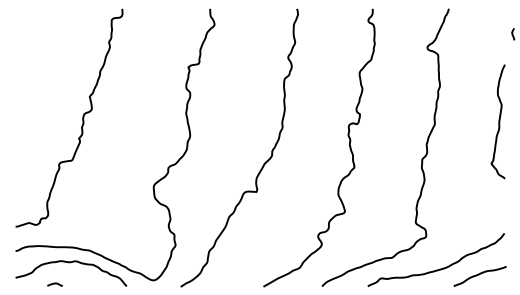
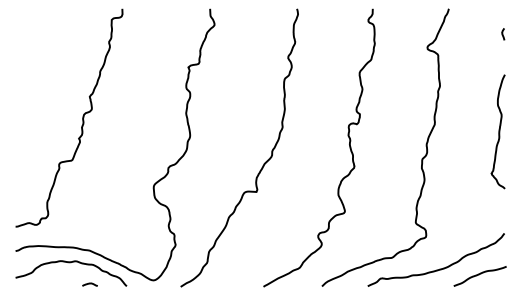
curve position: (513, 34) -> (503, 34) (503, 34)
curve position: (498, 121) -> (498, 131) (498, 131)
curve position: (54, 284) -> (89, 284) (89, 284)
